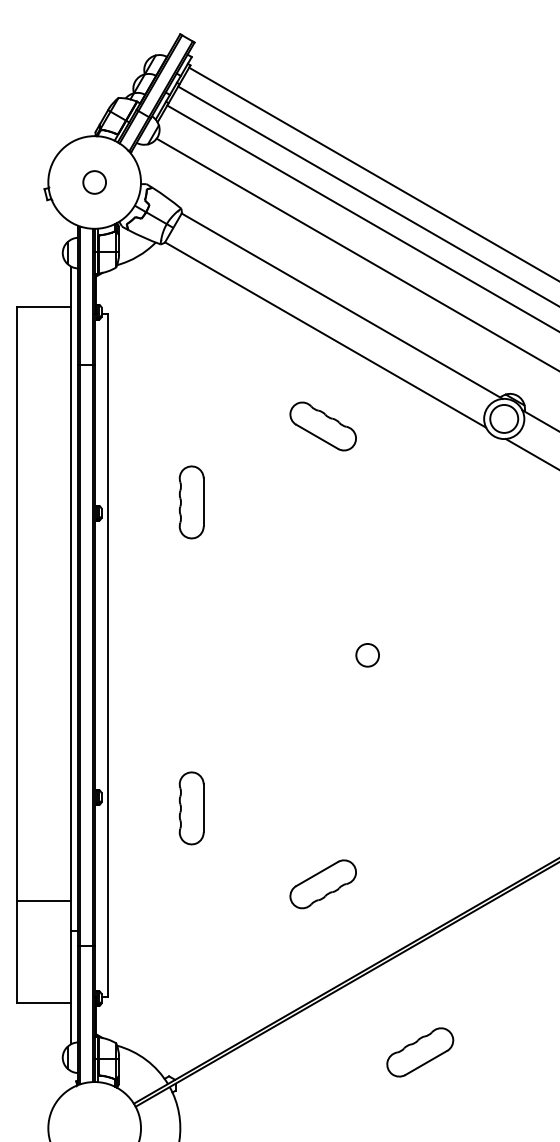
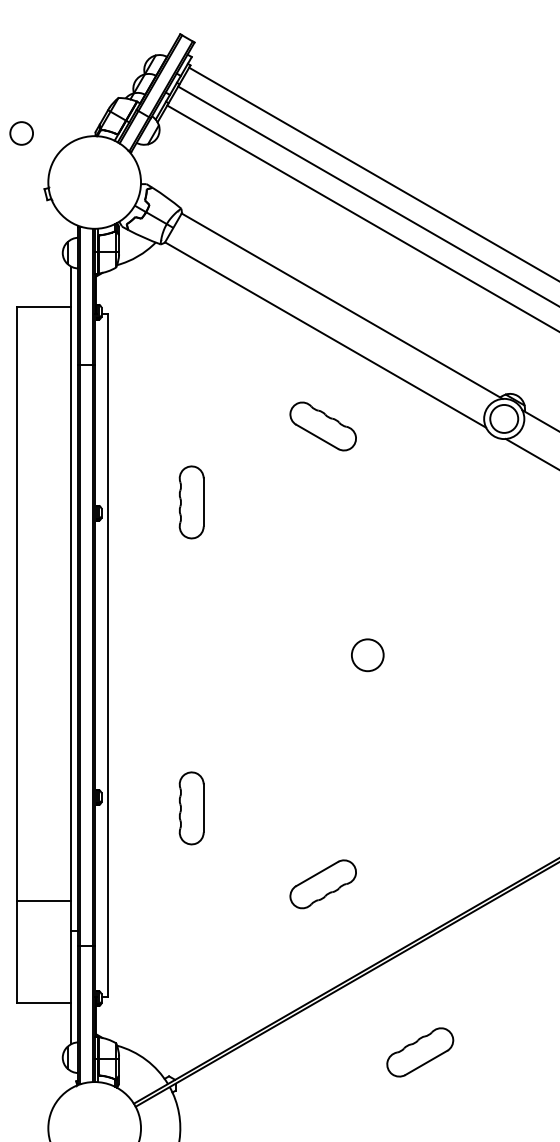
circle position: (94, 182) -> (21, 133) (21, 133)
line: present -> none (356, 253)
circle size: 25x25 px -> 34x35 px (367, 655)
